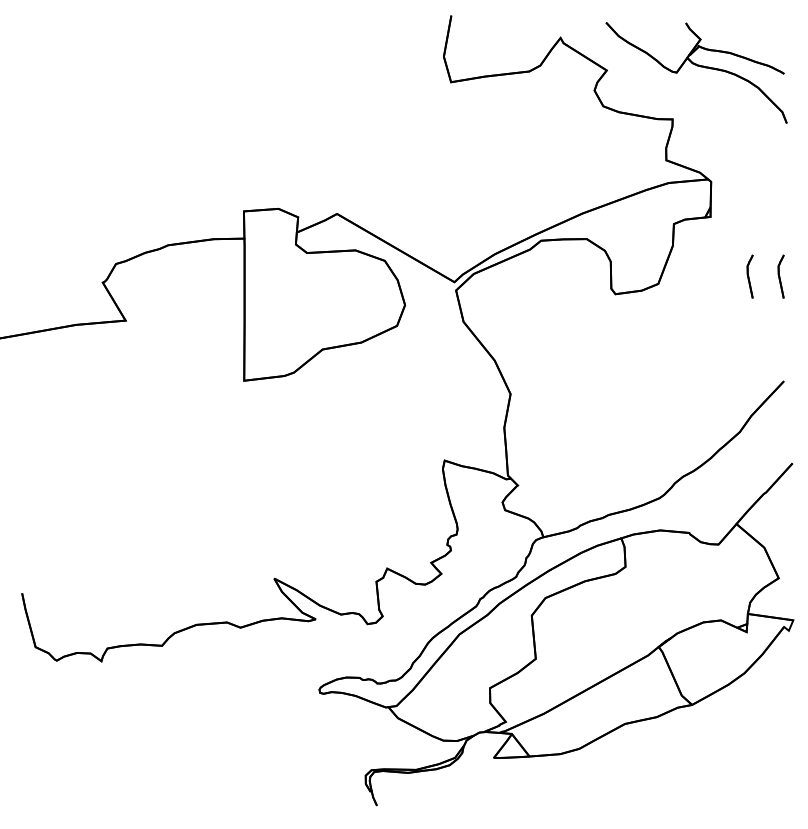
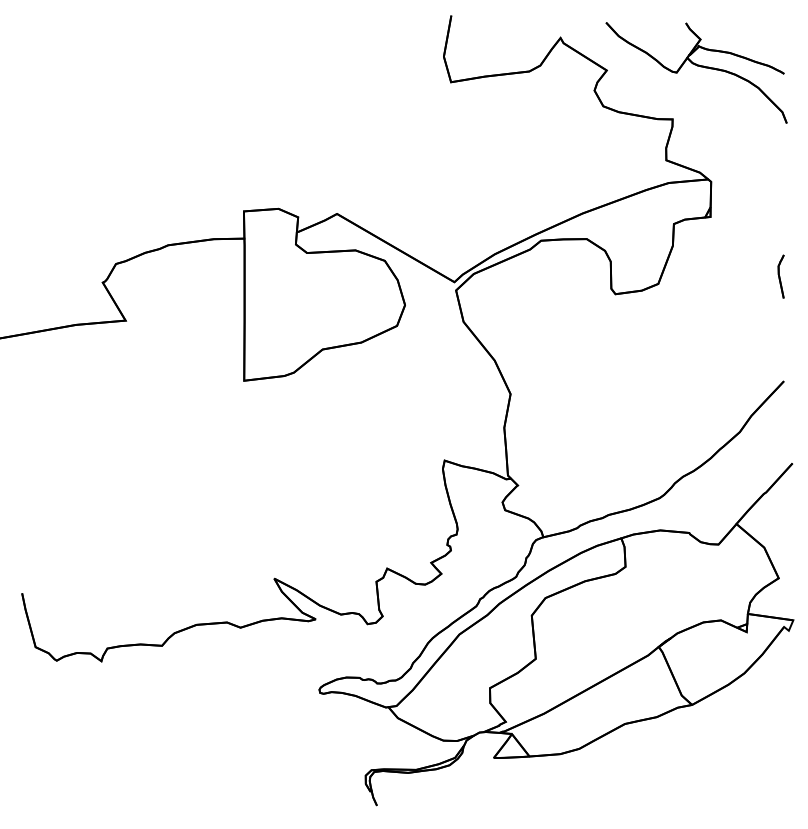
part: present -> none (749, 276)
